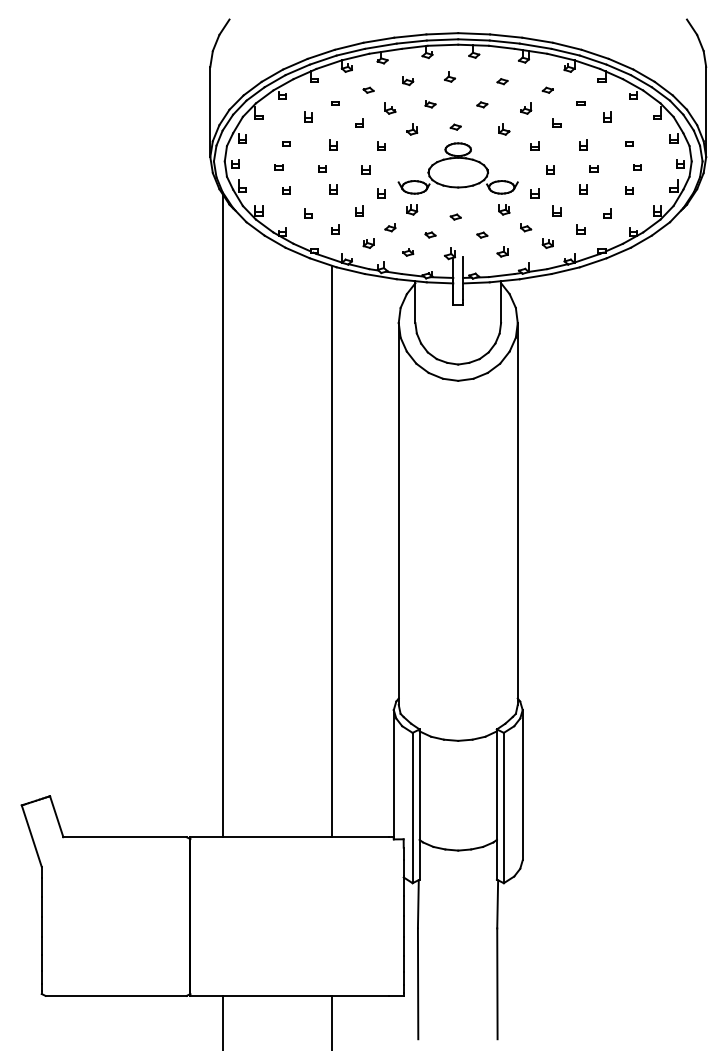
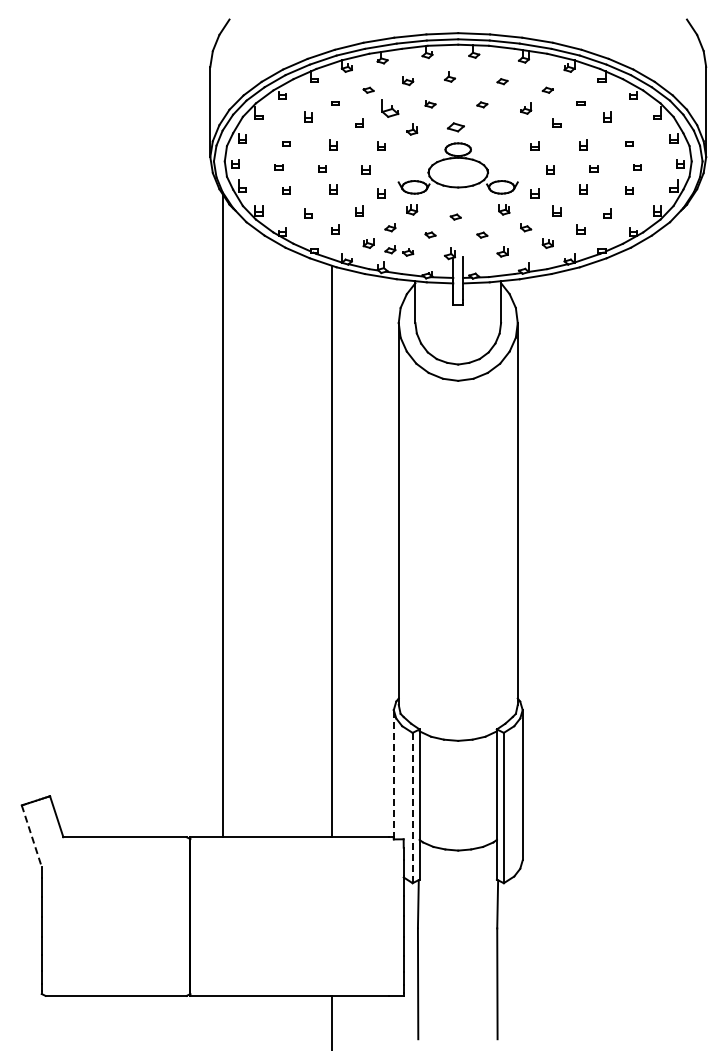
part size: 13x13 px -> 19x19 px (390, 108)
part size: 13x8 px -> 19x11 px (455, 127)
part: present -> none (504, 129)
part: none -> present (390, 249)
line: solid -> dashed (393, 774)
line: solid -> dashed (412, 807)
line: solid -> dashed (31, 836)
line: present -> none (222, 1021)
